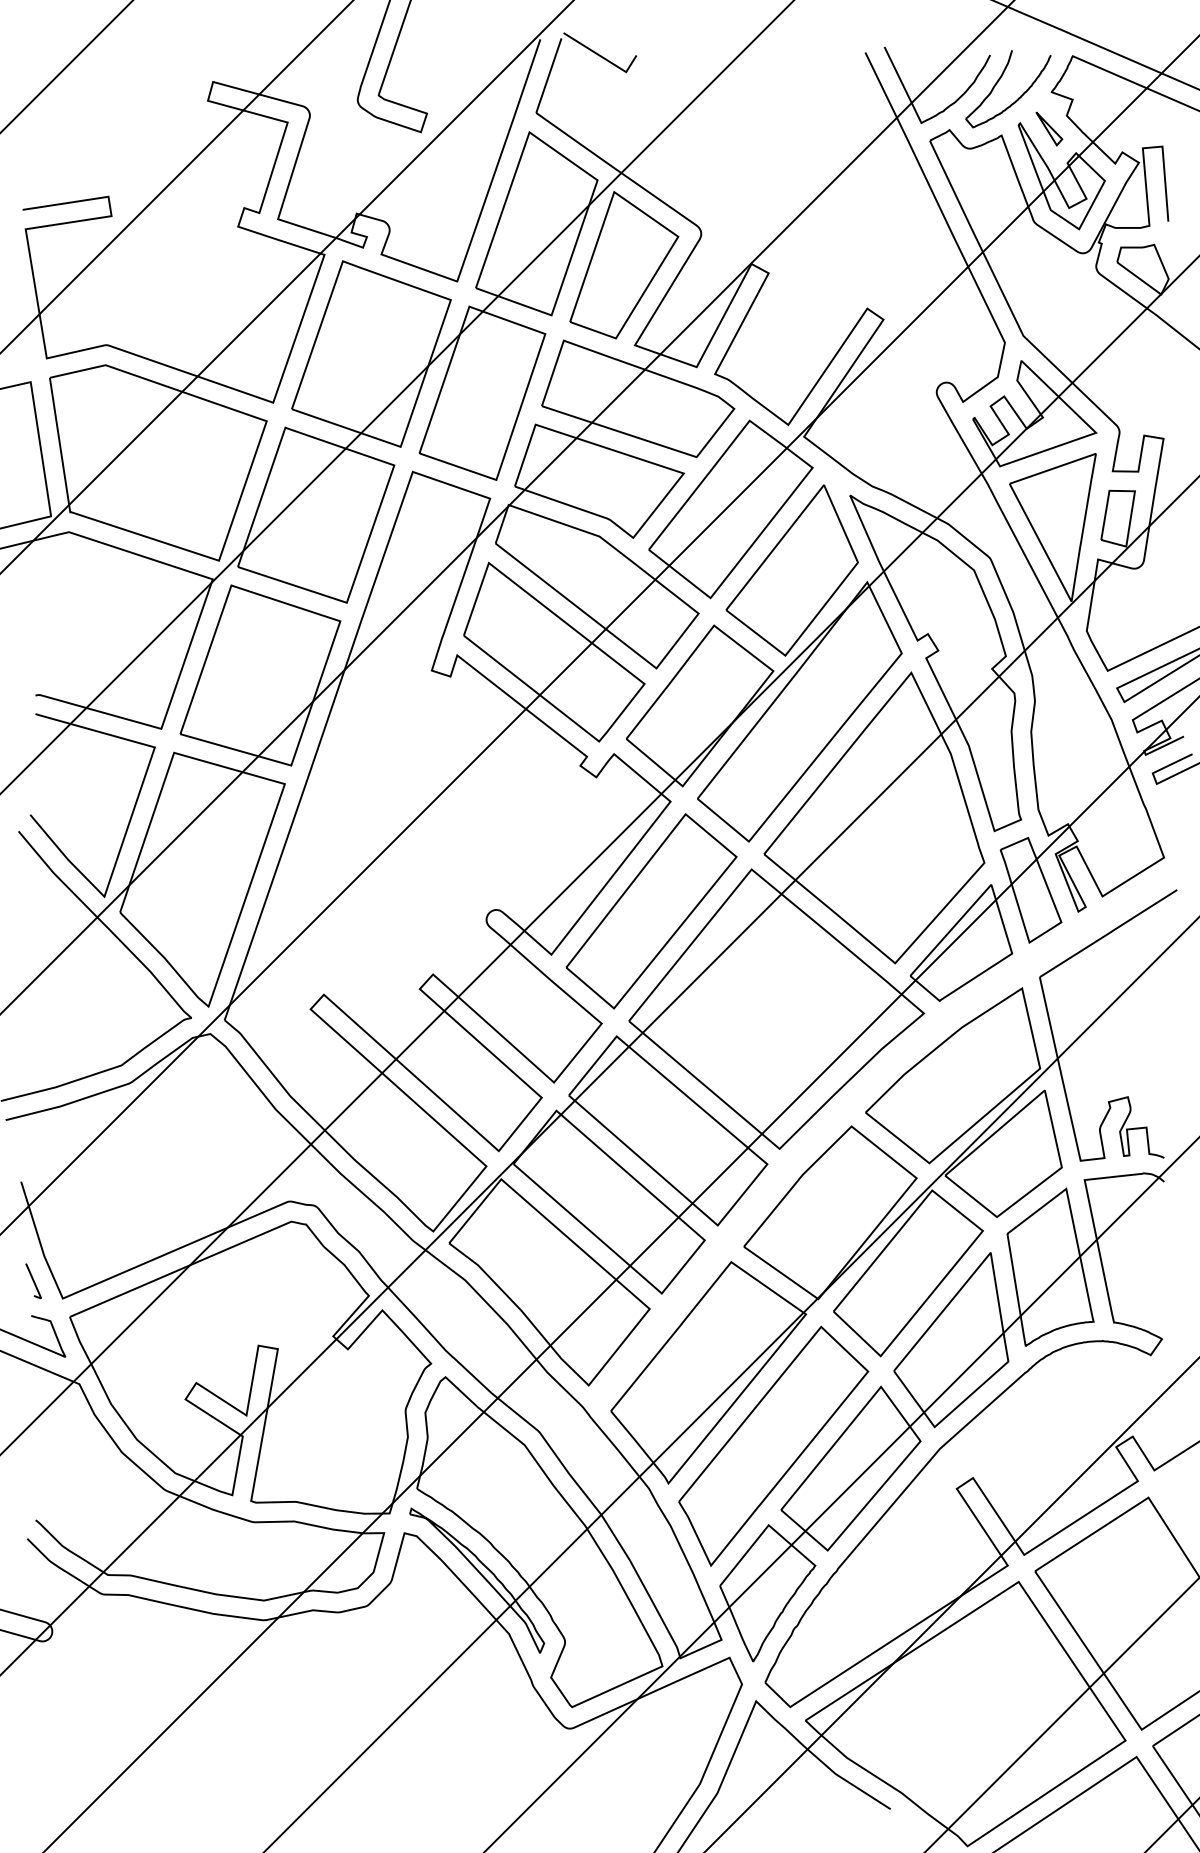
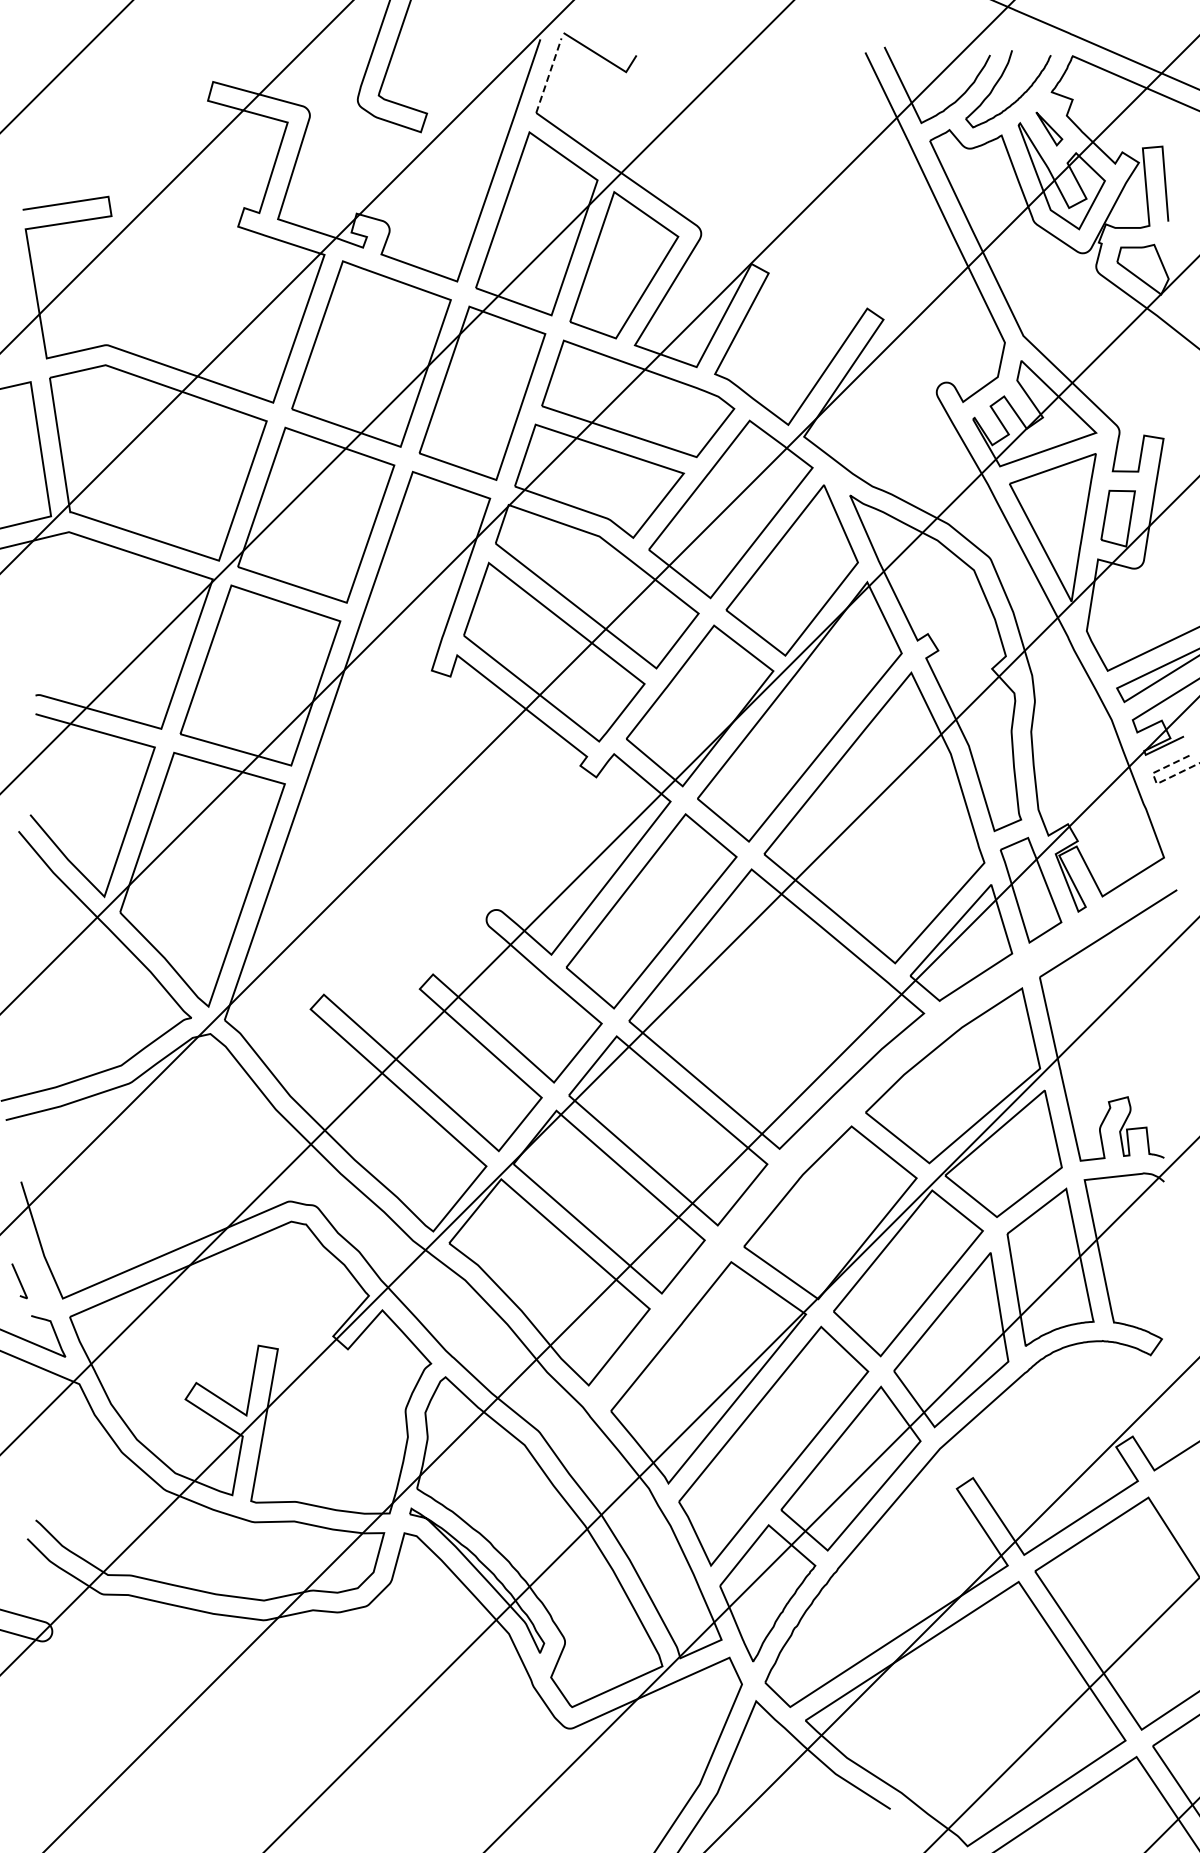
line: solid -> dashed (549, 75)
line: solid -> dashed (1155, 779)
line position: (33, 1281) -> (19, 1281) (19, 1281)
